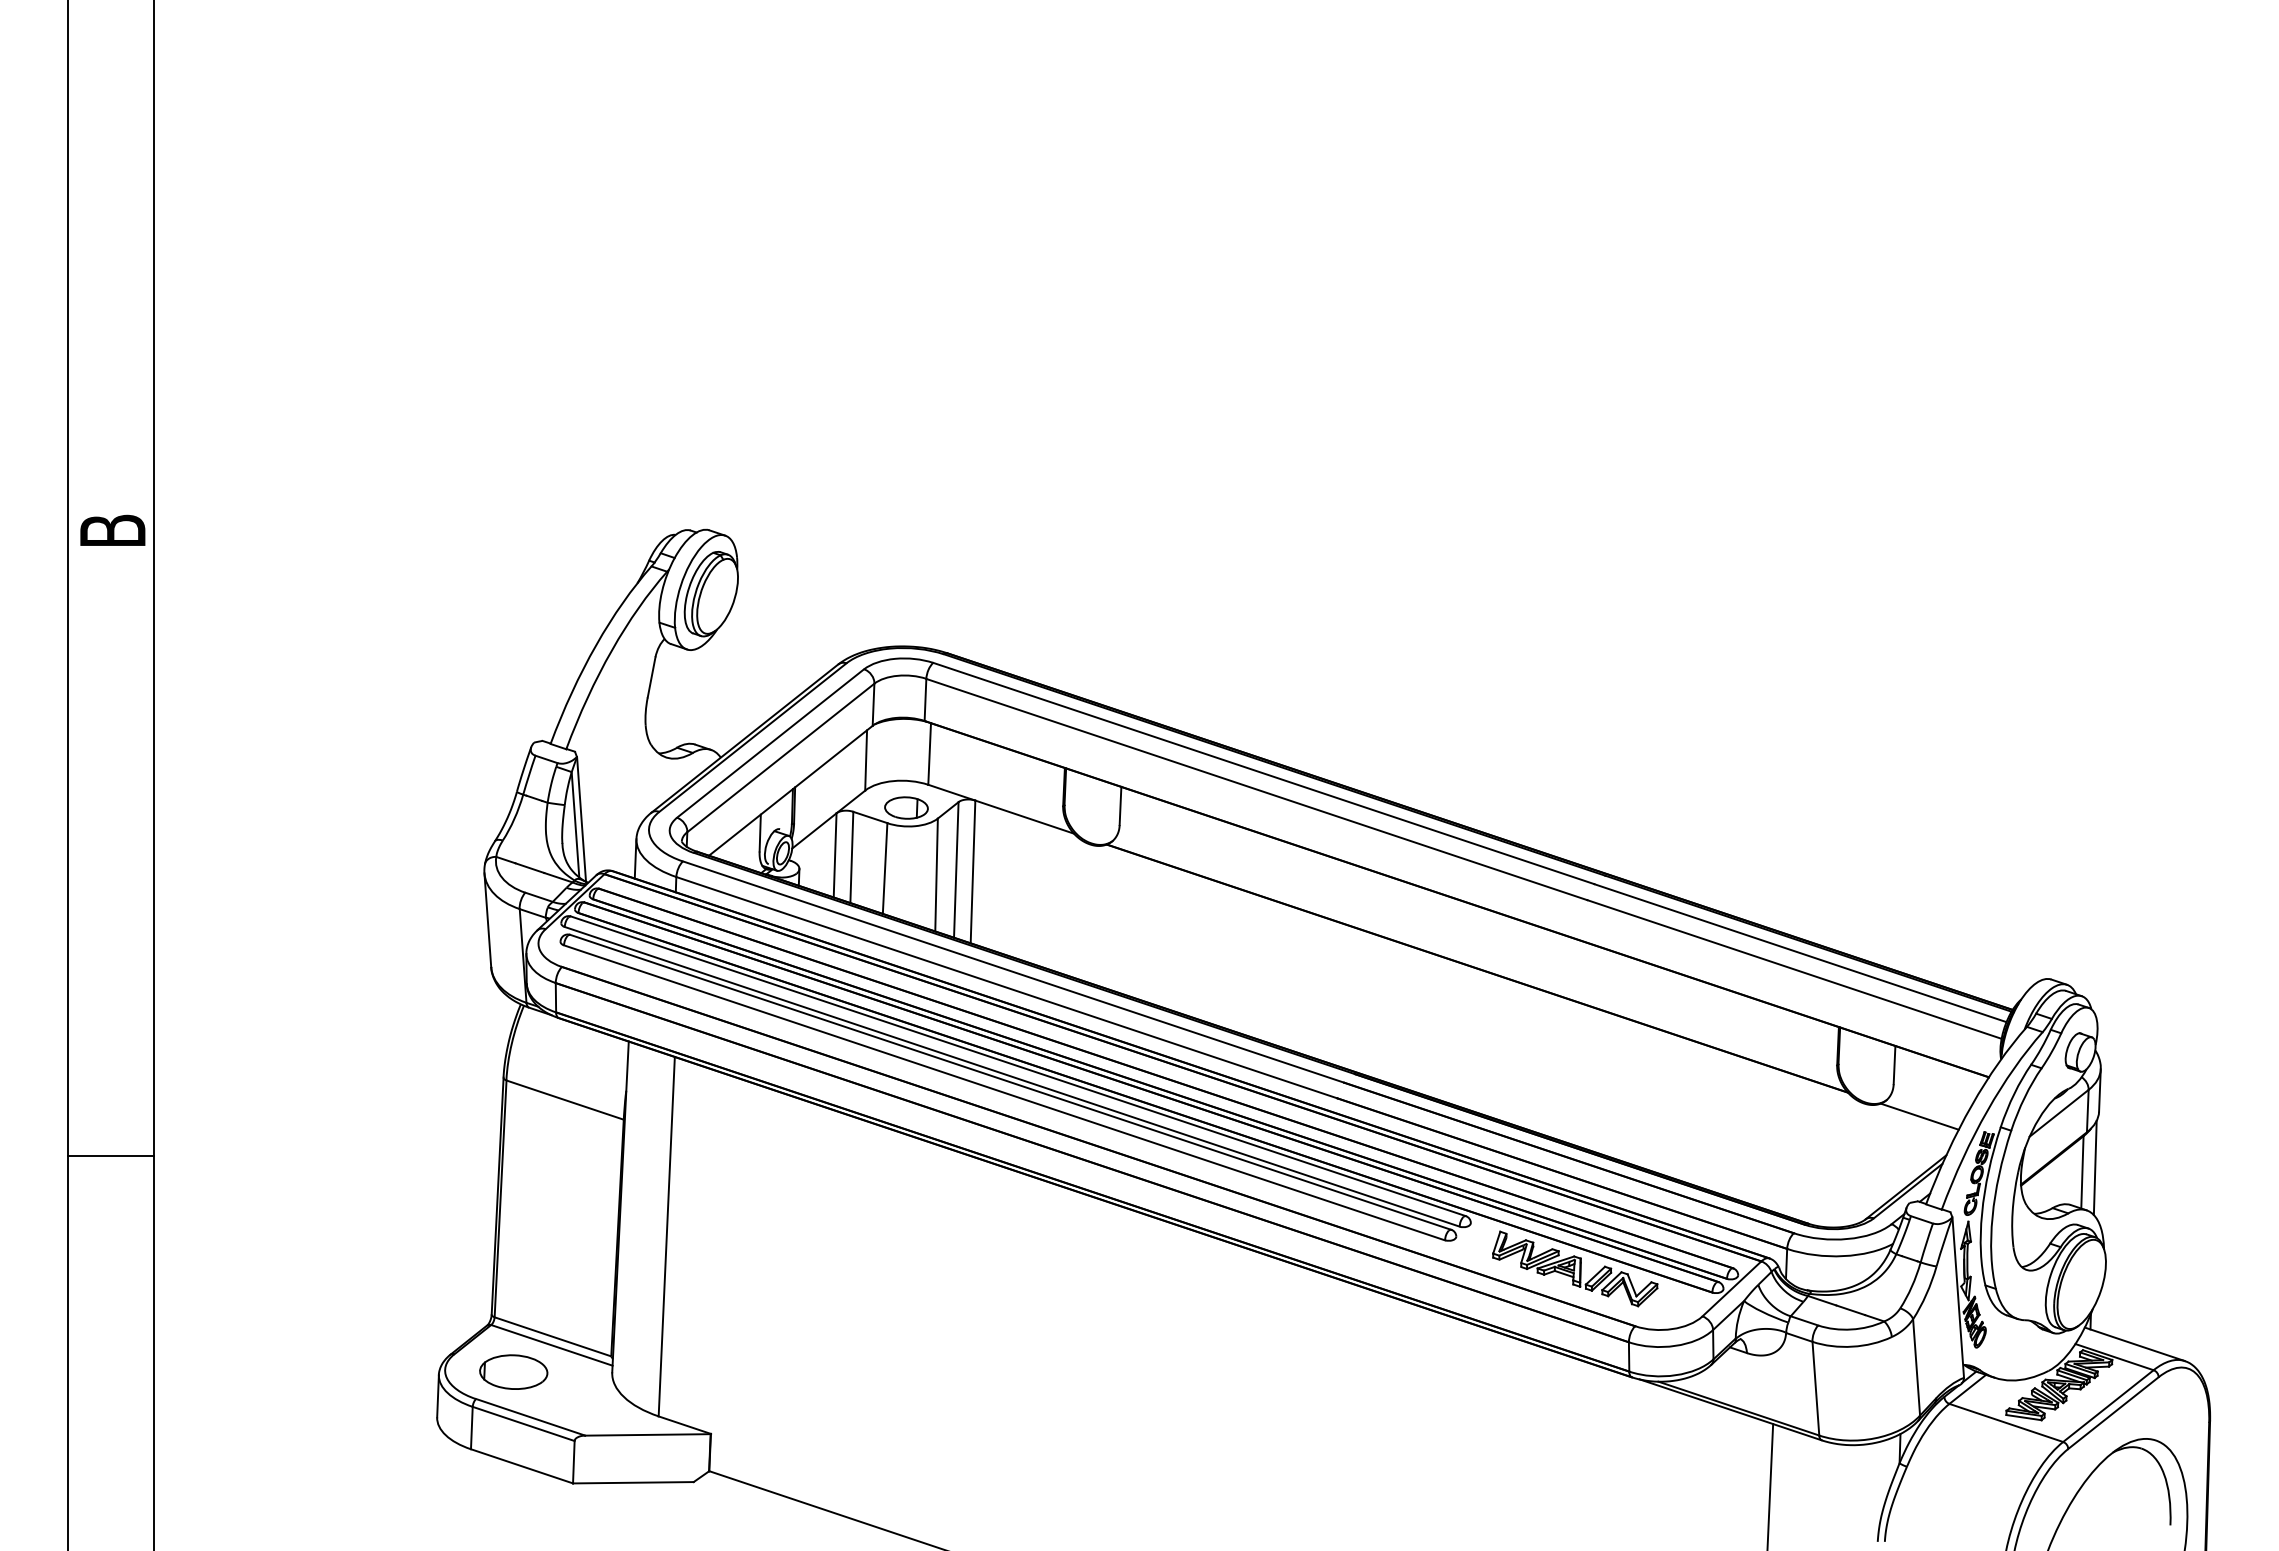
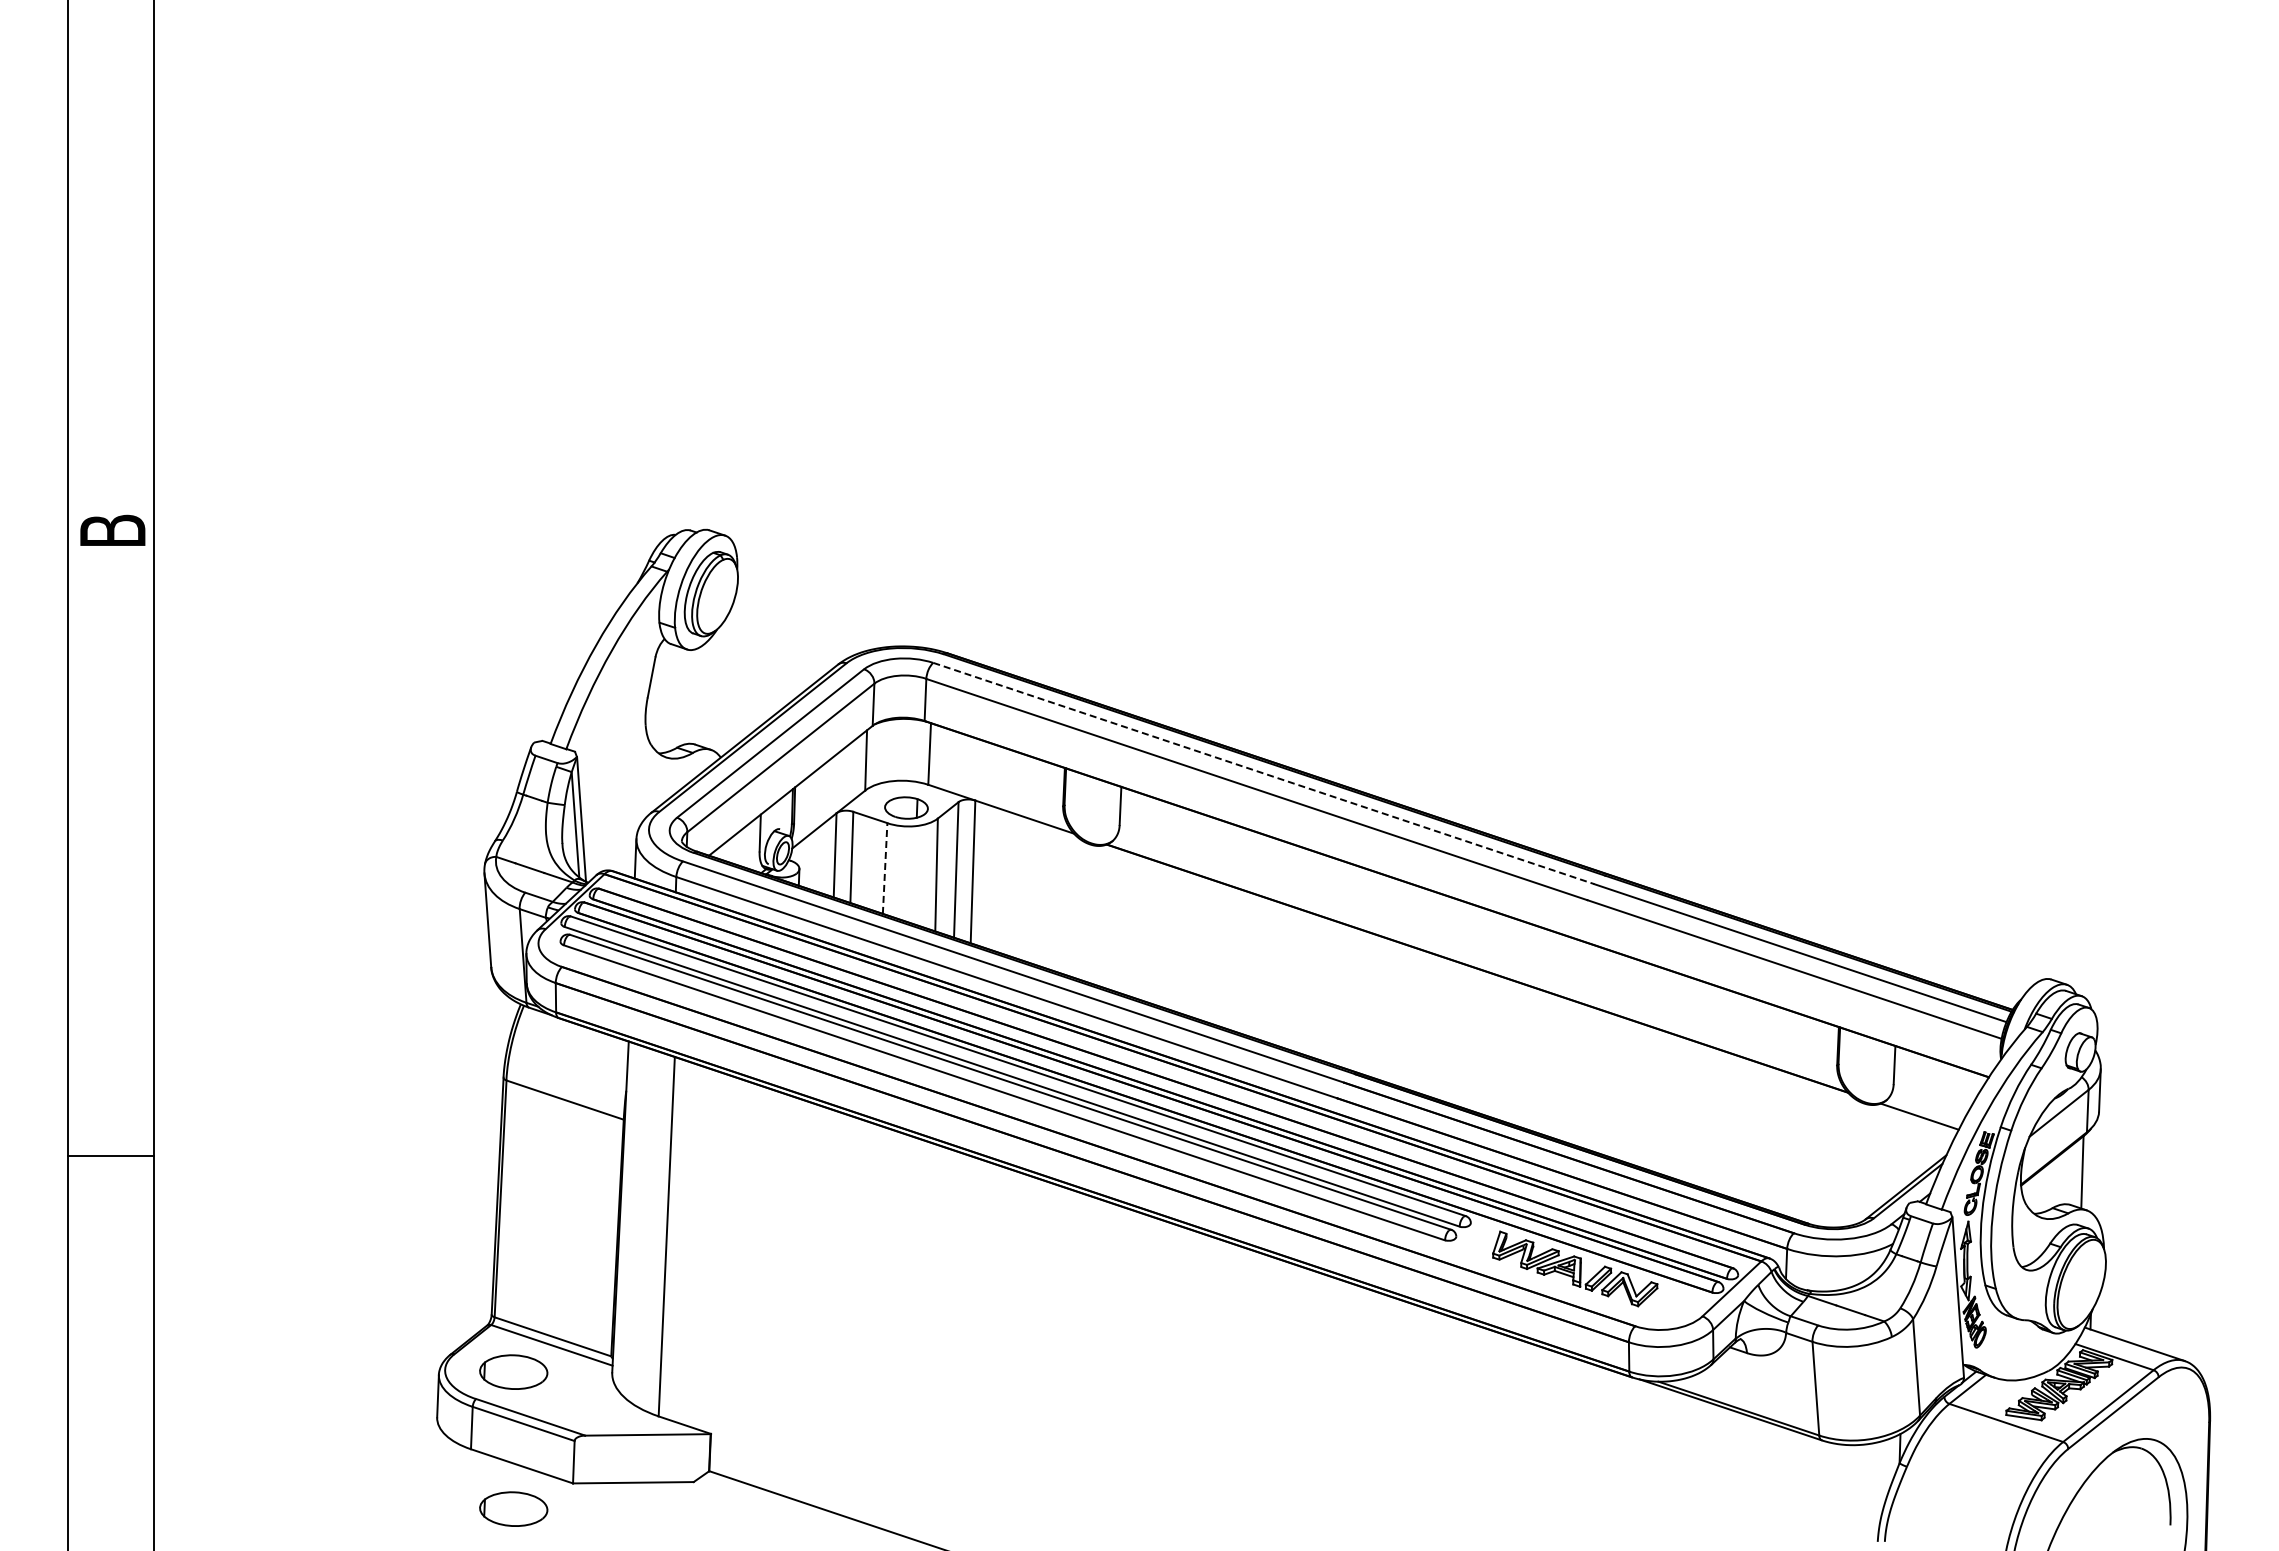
line: solid -> dashed (1263, 773)
line: solid -> dashed (885, 868)
line: present -> none (2094, 1167)
line: present -> none (1770, 1485)
part: none -> present (513, 1508)
